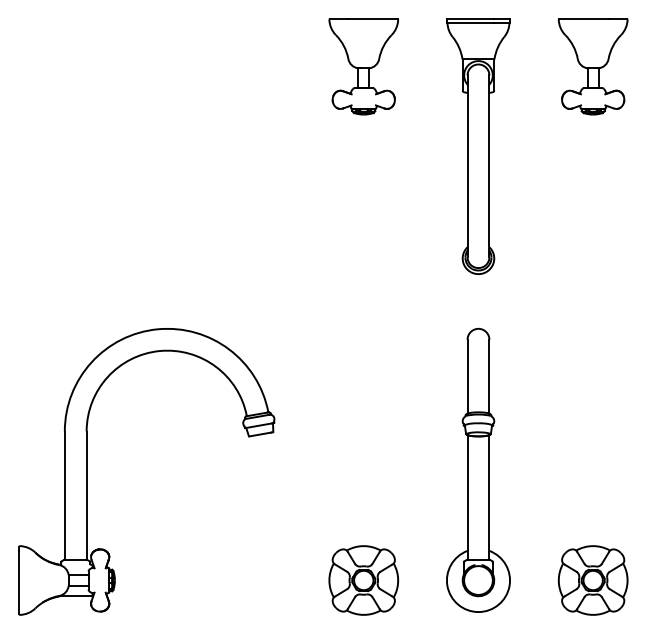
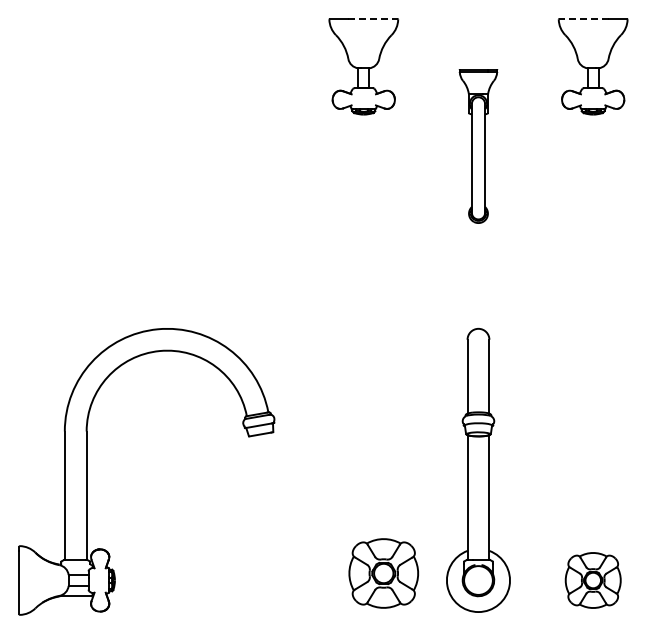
line: solid -> dashed (373, 19)
line: solid -> dashed (583, 19)
part size: 65x257 px -> 41x155 px (478, 146)
part position: (363, 580) -> (383, 573) (383, 573)
part size: 71x71 px -> 58x57 px (592, 580)
